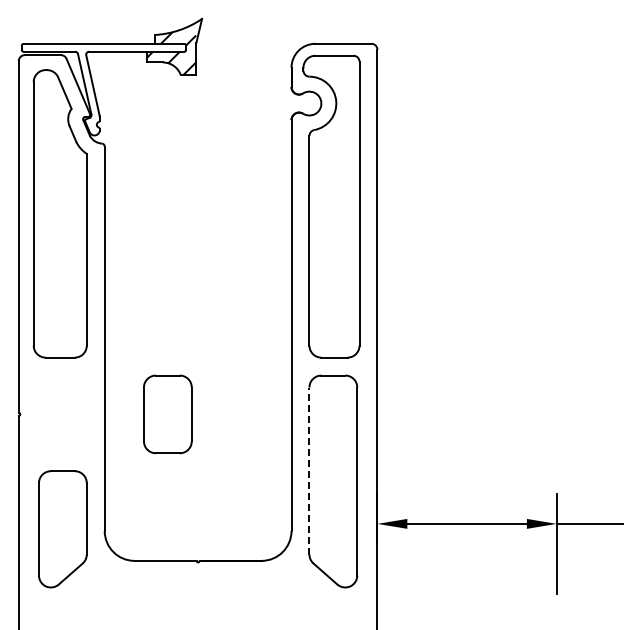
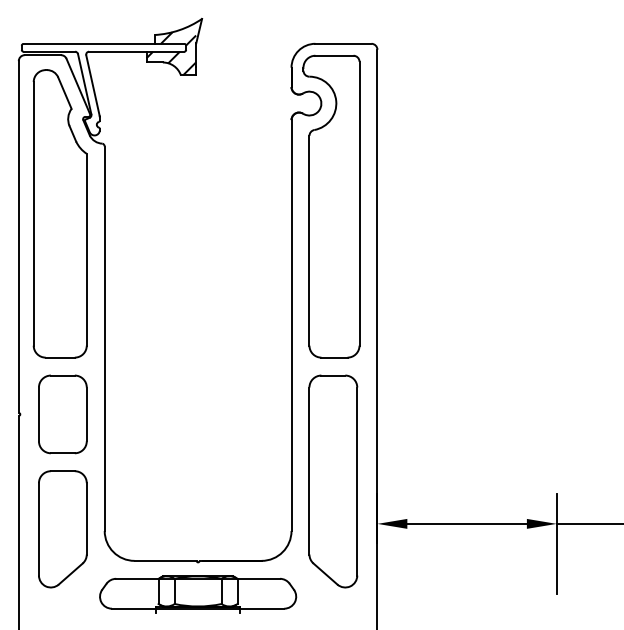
part position: (167, 414) -> (62, 414) (62, 414)
line: dashed -> solid (309, 471)
part: none -> present (198, 594)
